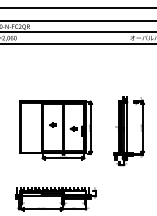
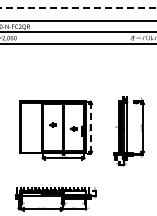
line: solid -> dashed (78, 8)
line: solid -> dashed (90, 128)
